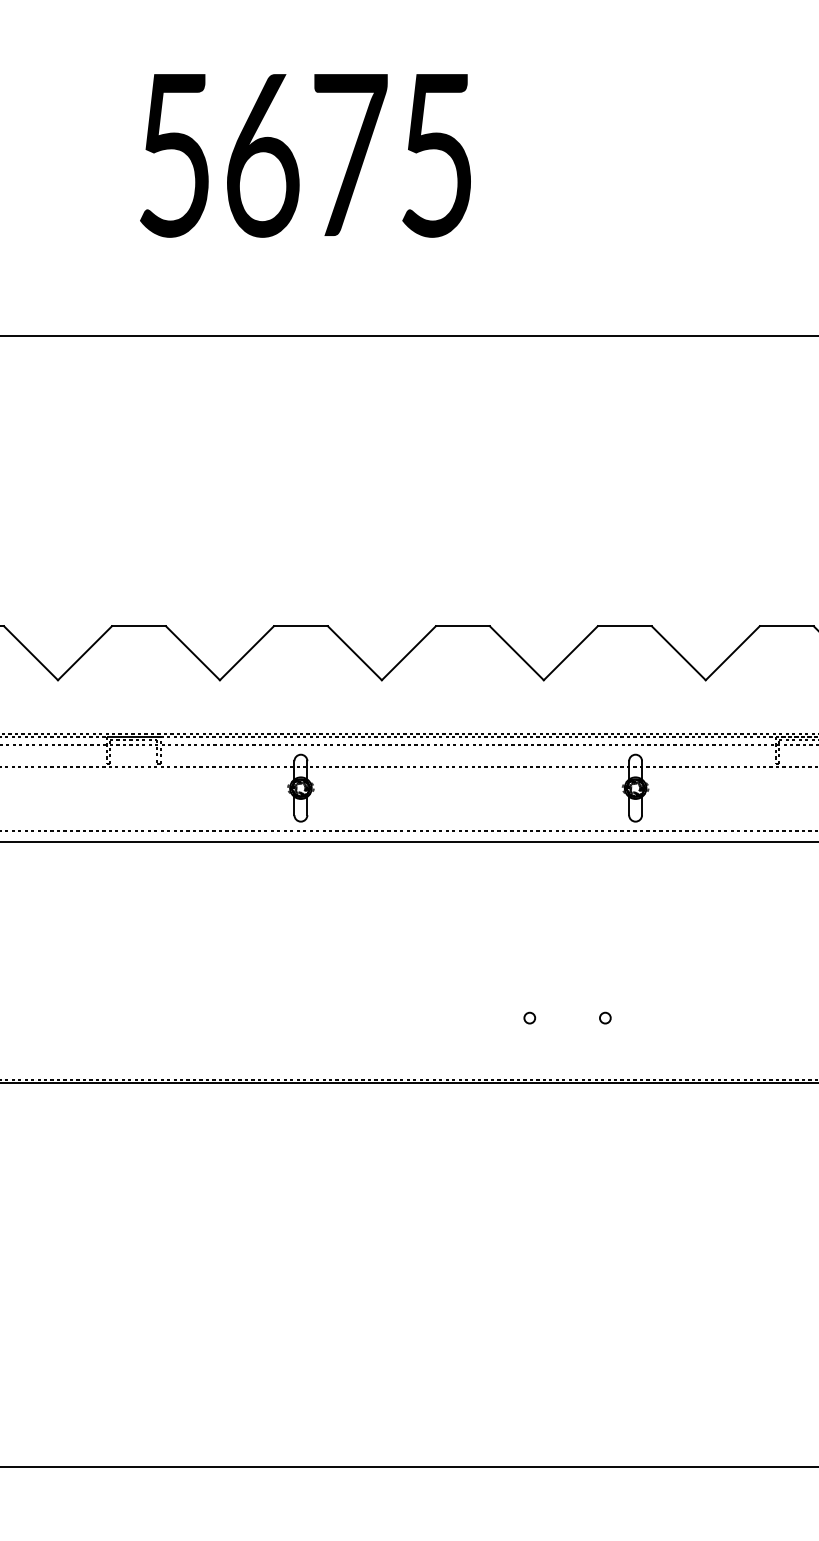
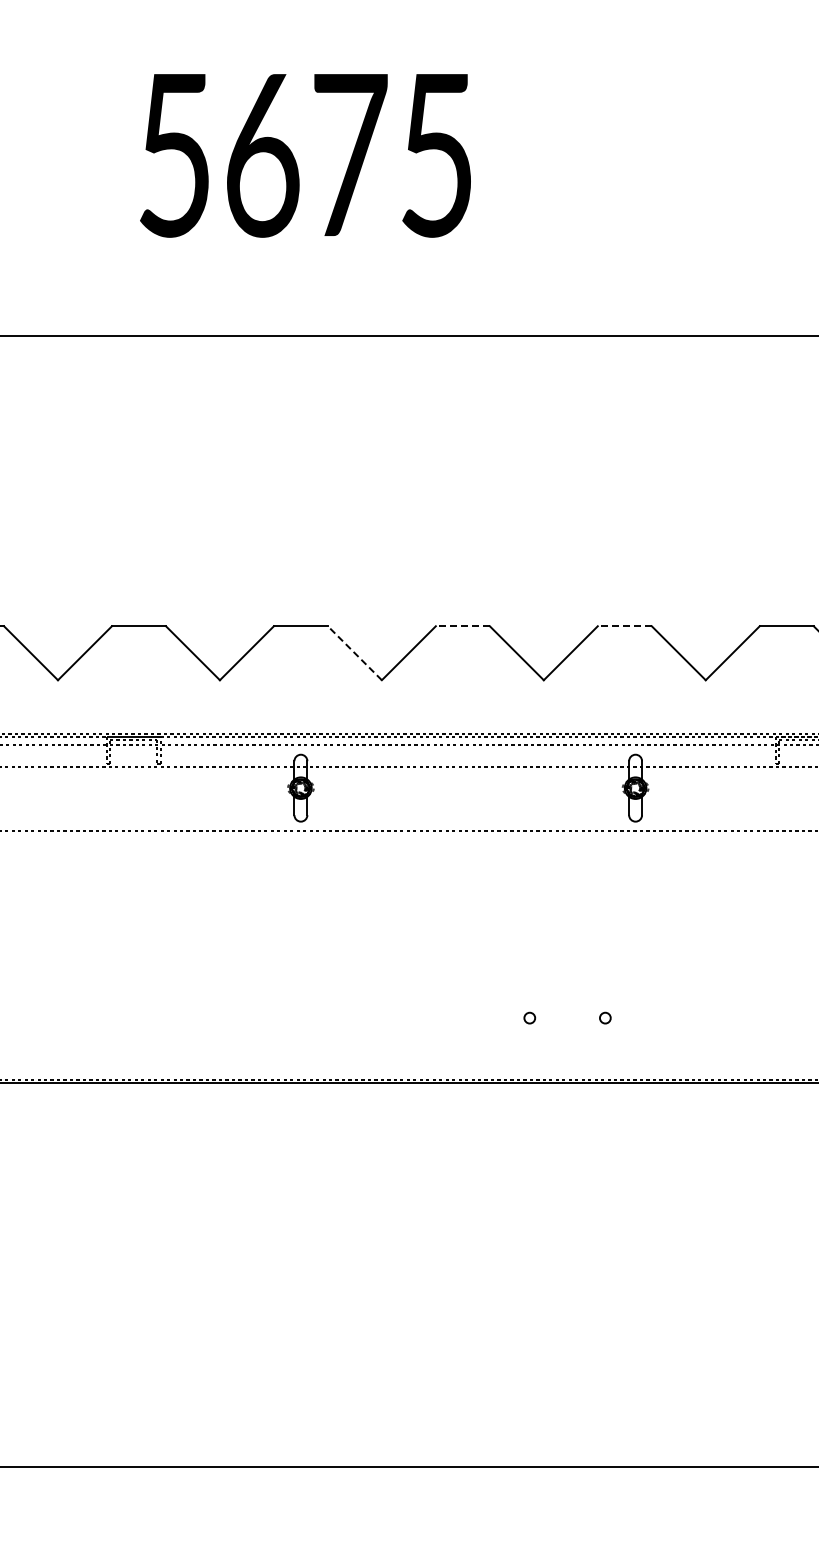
line: solid -> dashed (462, 626)
line: solid -> dashed (624, 626)
line: solid -> dashed (354, 652)
line: present -> none (408, 842)
